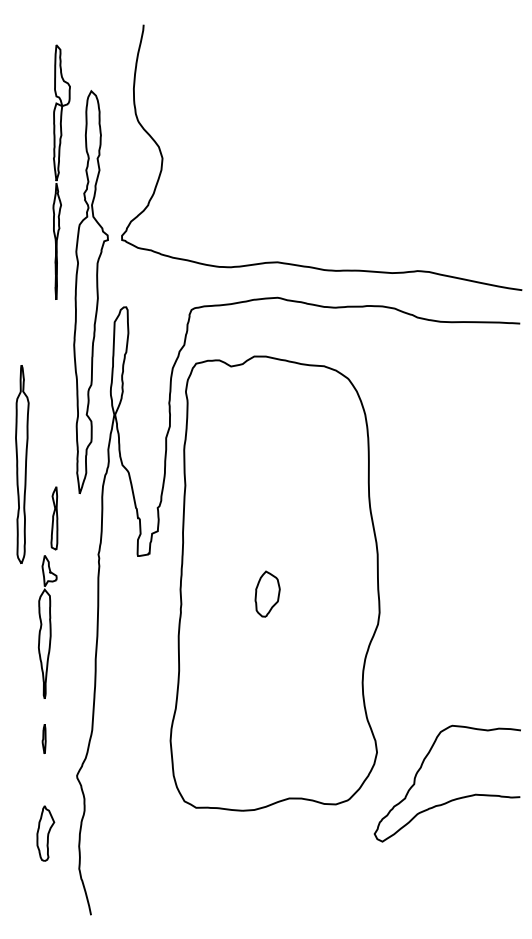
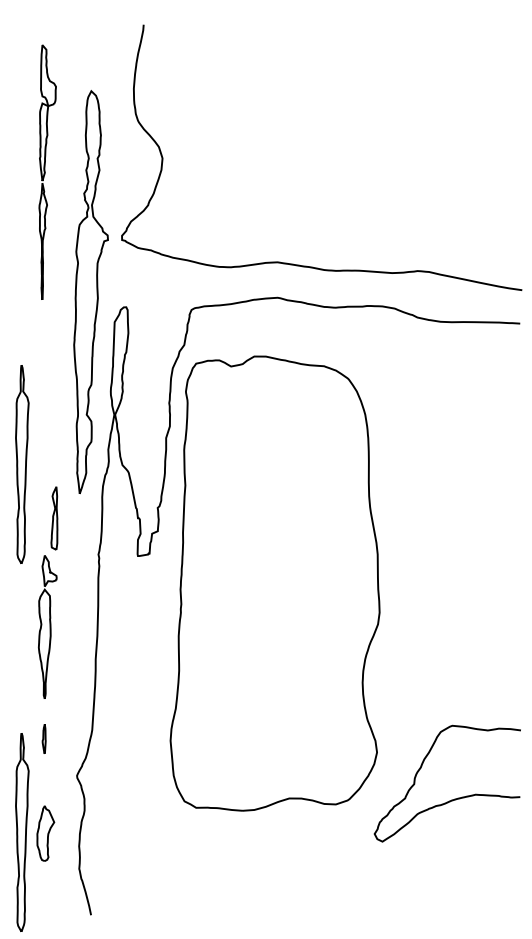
part position: (61, 171) -> (47, 171) (47, 171)
part: present -> none (267, 593)
part: none -> present (22, 832)
